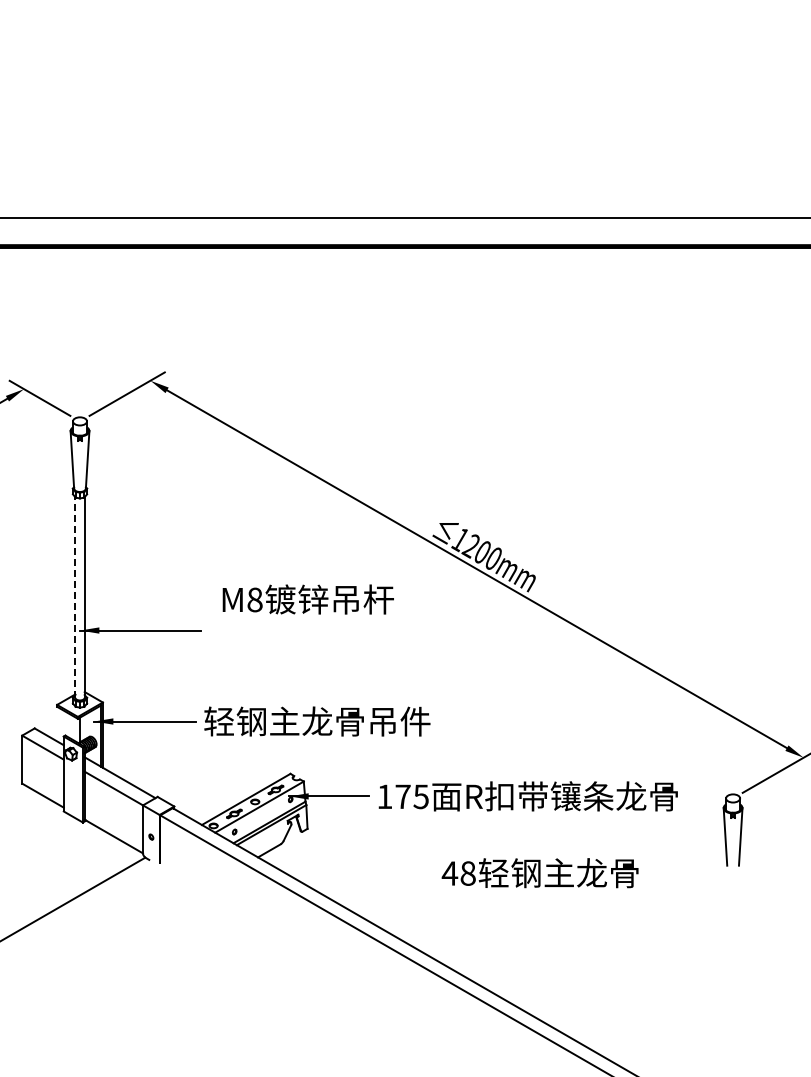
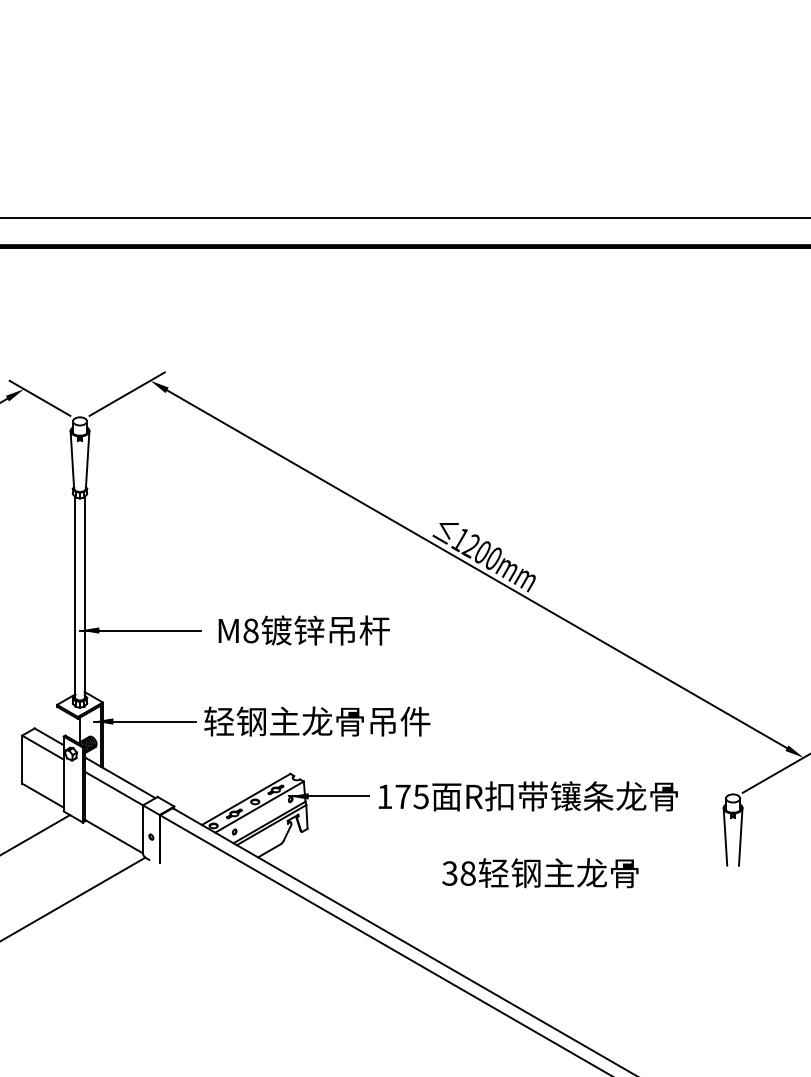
line: dashed -> solid (75, 596)
text position: (307, 599) -> (303, 630) (303, 630)
line: none -> present (36, 834)
text: 48 -> 38 (449, 873)
